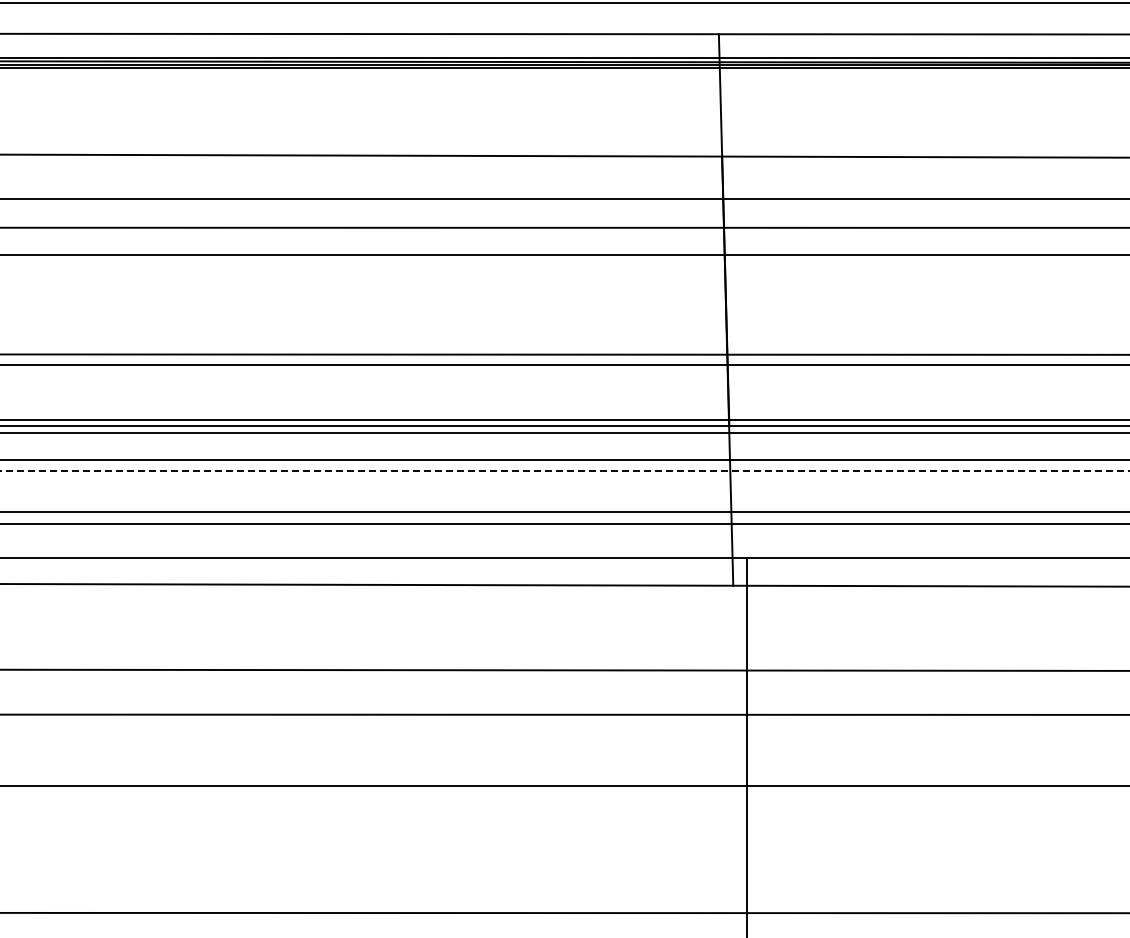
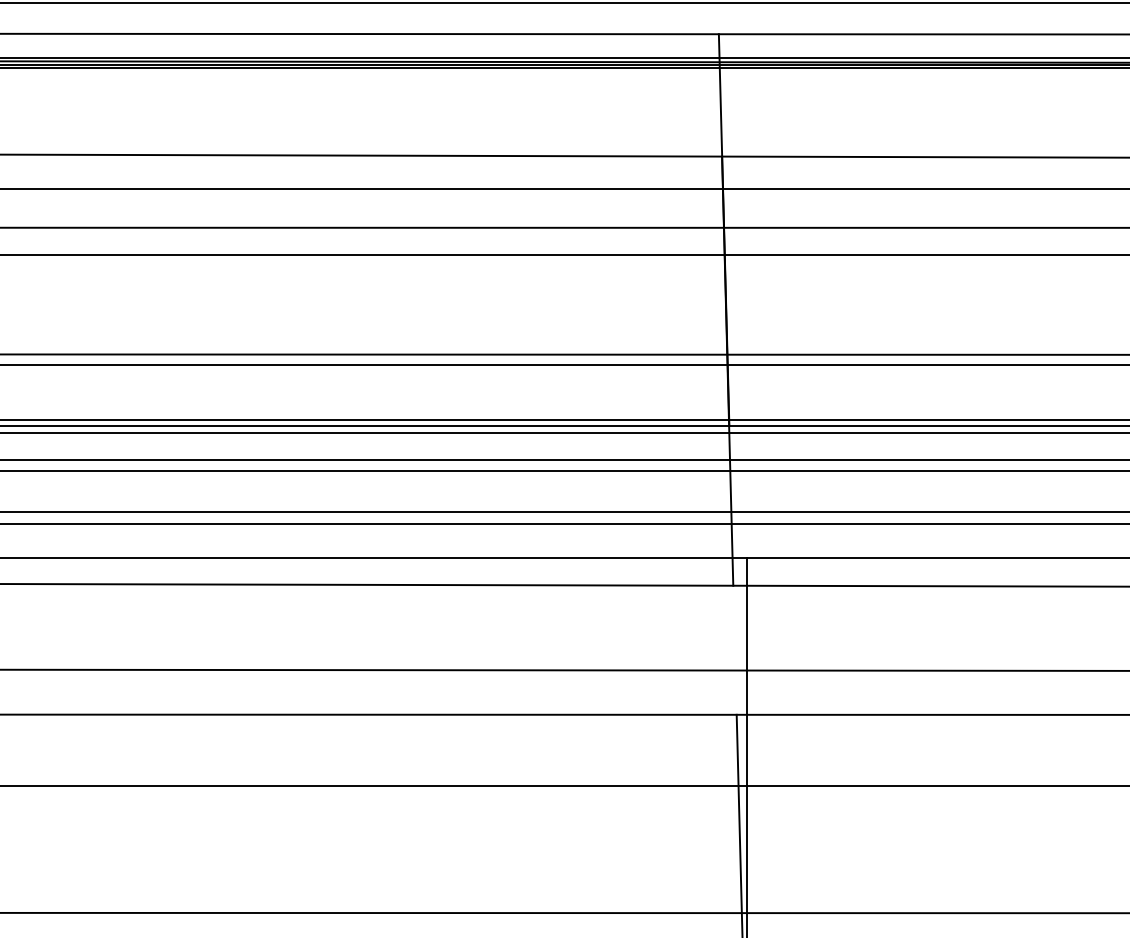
line position: (564, 198) -> (564, 188) (564, 188)
line: dashed -> solid (564, 471)
line: none -> present (739, 824)
